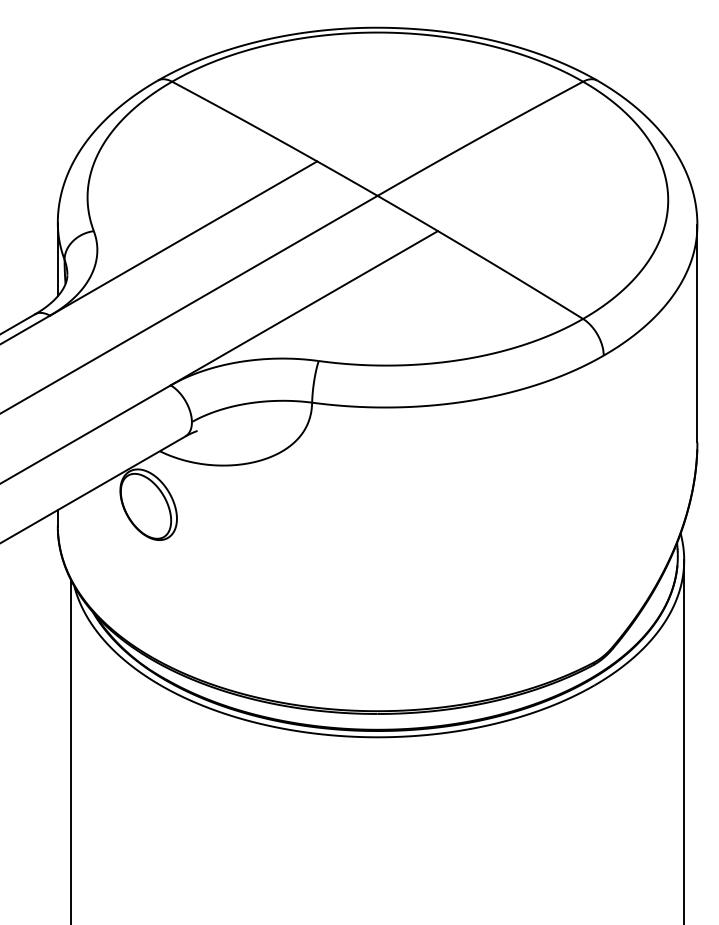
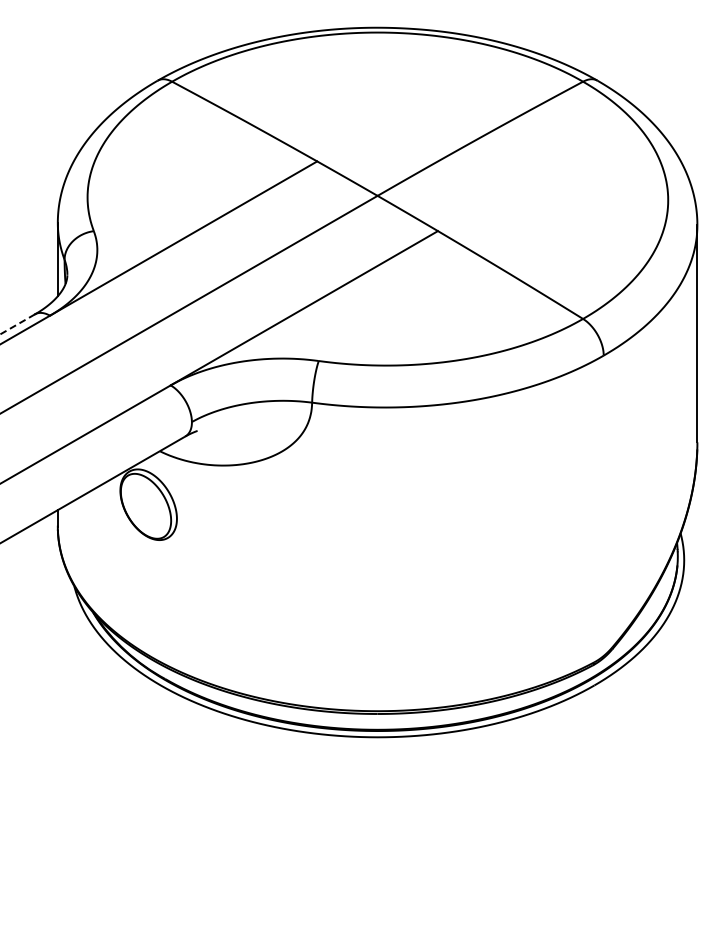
line: solid -> dashed (17, 324)
line: present -> none (684, 740)
line: present -> none (71, 750)
